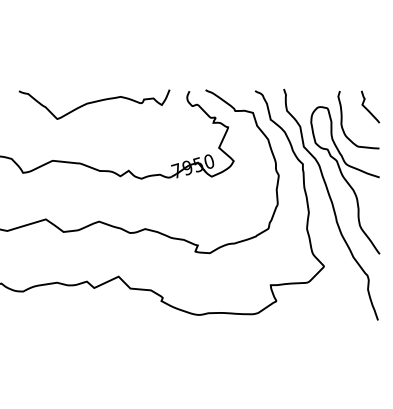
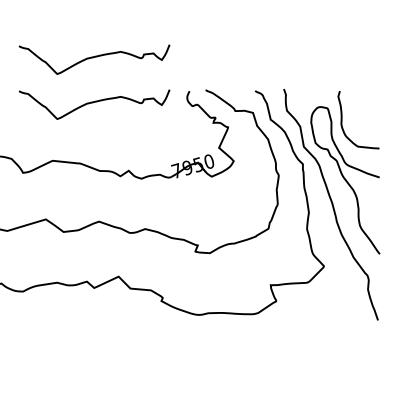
curve: none -> present (93, 58)
curve: present -> none (367, 108)
